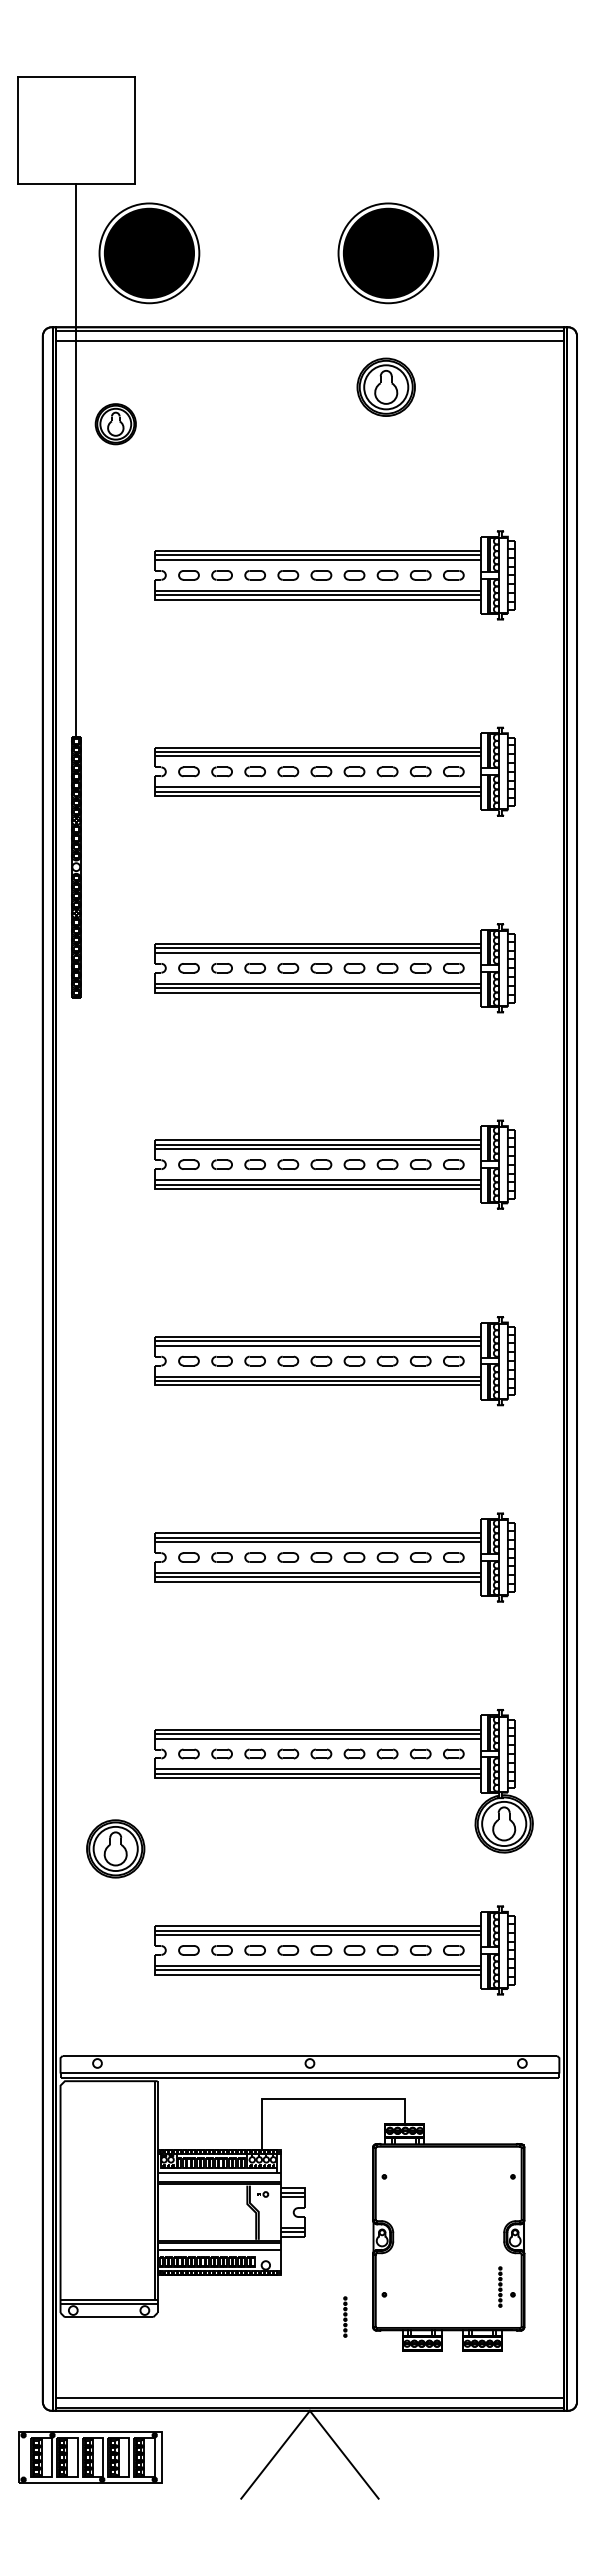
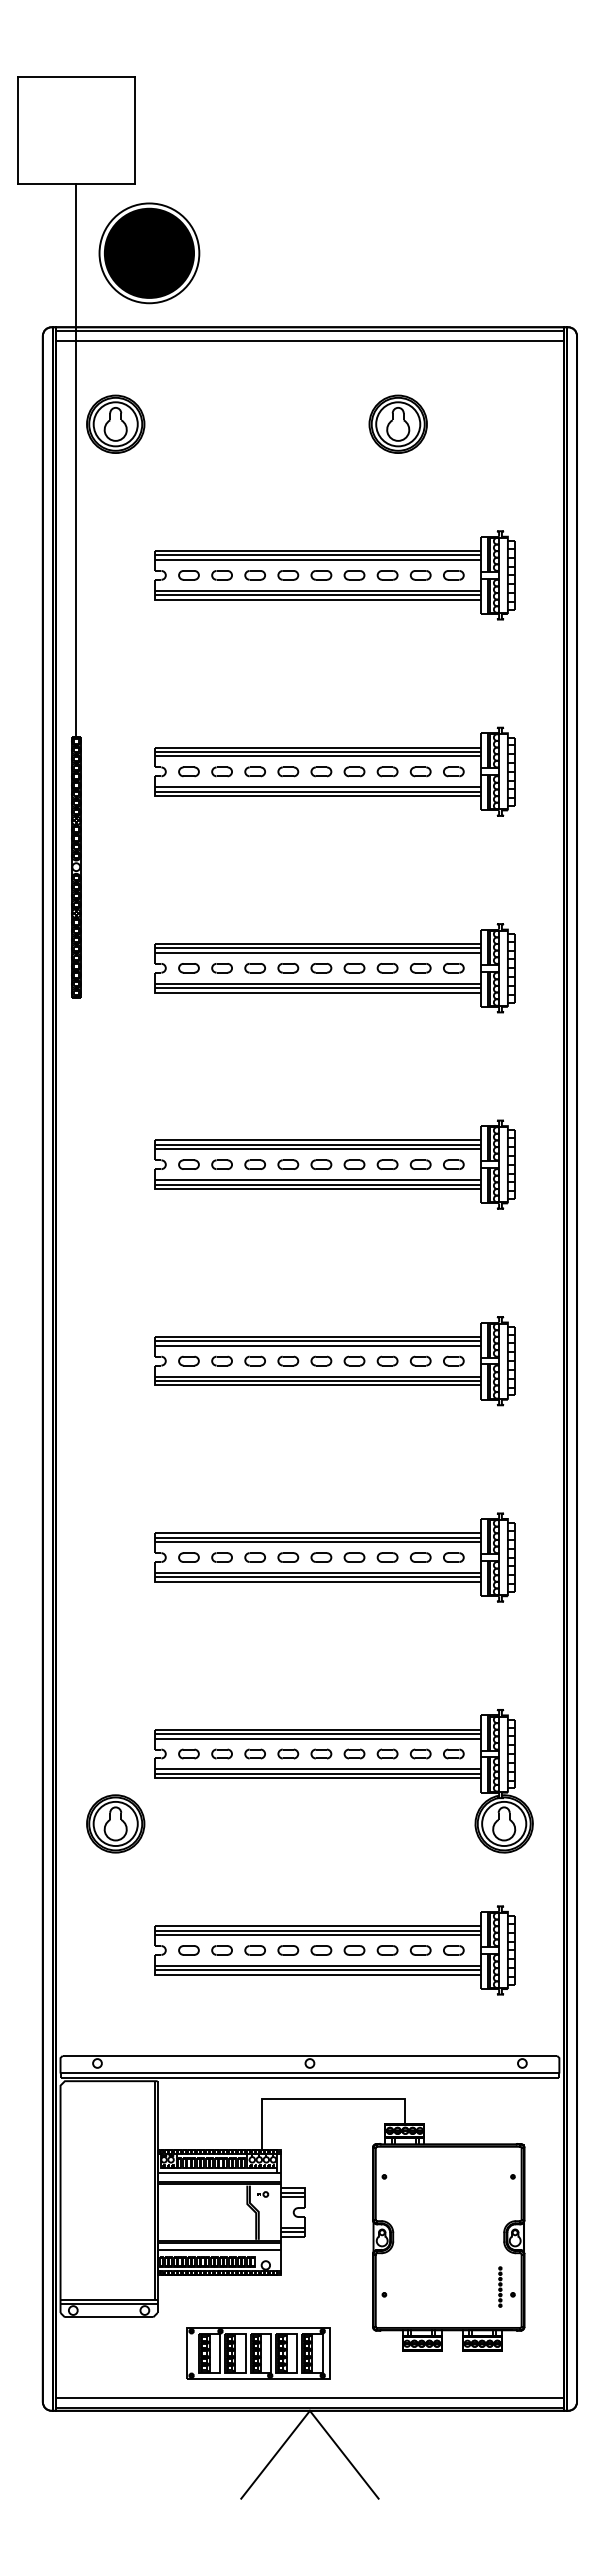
part: present -> none (388, 253)
part position: (385, 386) -> (397, 423) (397, 423)
part size: 43x43 px -> 60x60 px (115, 423)
part position: (115, 1848) -> (115, 1823) (115, 1823)
line: present -> none (345, 2316)
part position: (90, 2457) -> (258, 2353) (258, 2353)
